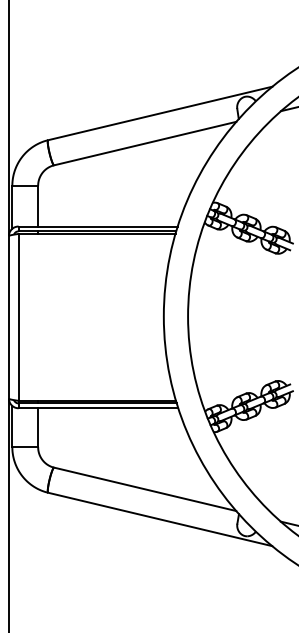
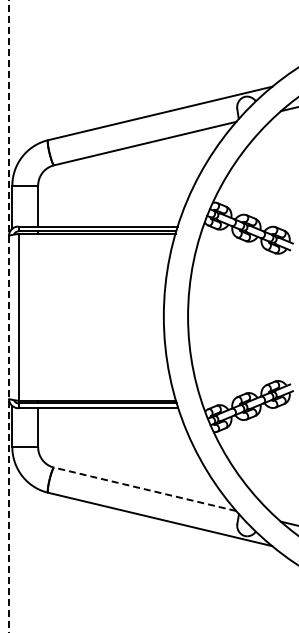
line: solid -> dashed (8, 316)
line: solid -> dashed (145, 489)
